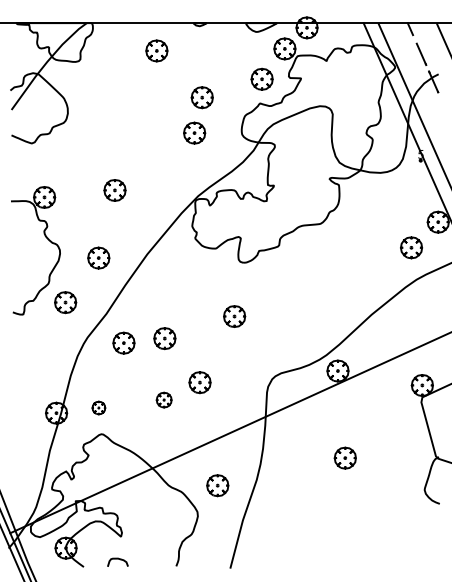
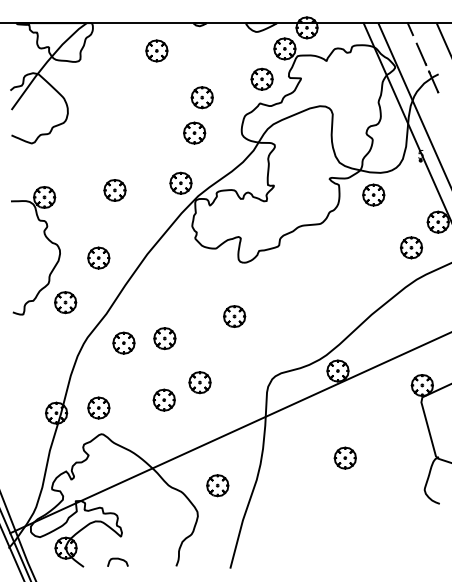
part: none -> present (180, 182)
part: none -> present (373, 194)
part size: 18x18 px -> 24x24 px (163, 399)
part size: 16x16 px -> 24x24 px (98, 407)
